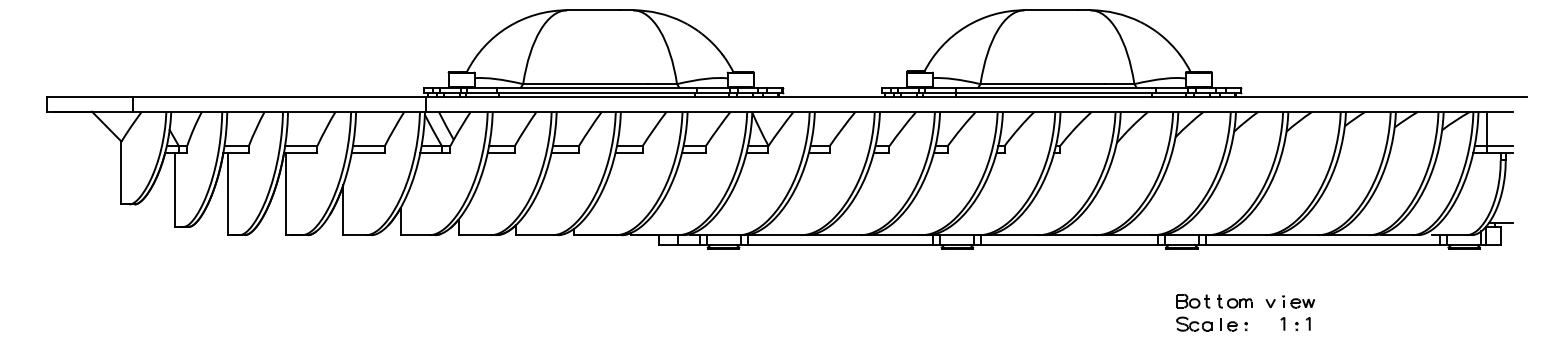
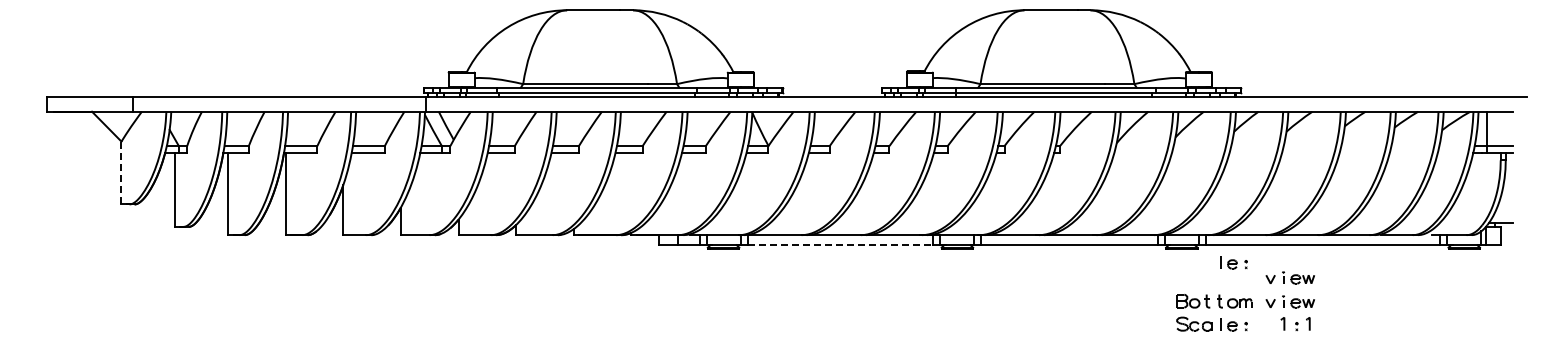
line: solid -> dashed (121, 173)
line: solid -> dashed (840, 245)
part: none -> present (1233, 262)
part: none -> present (1289, 277)
